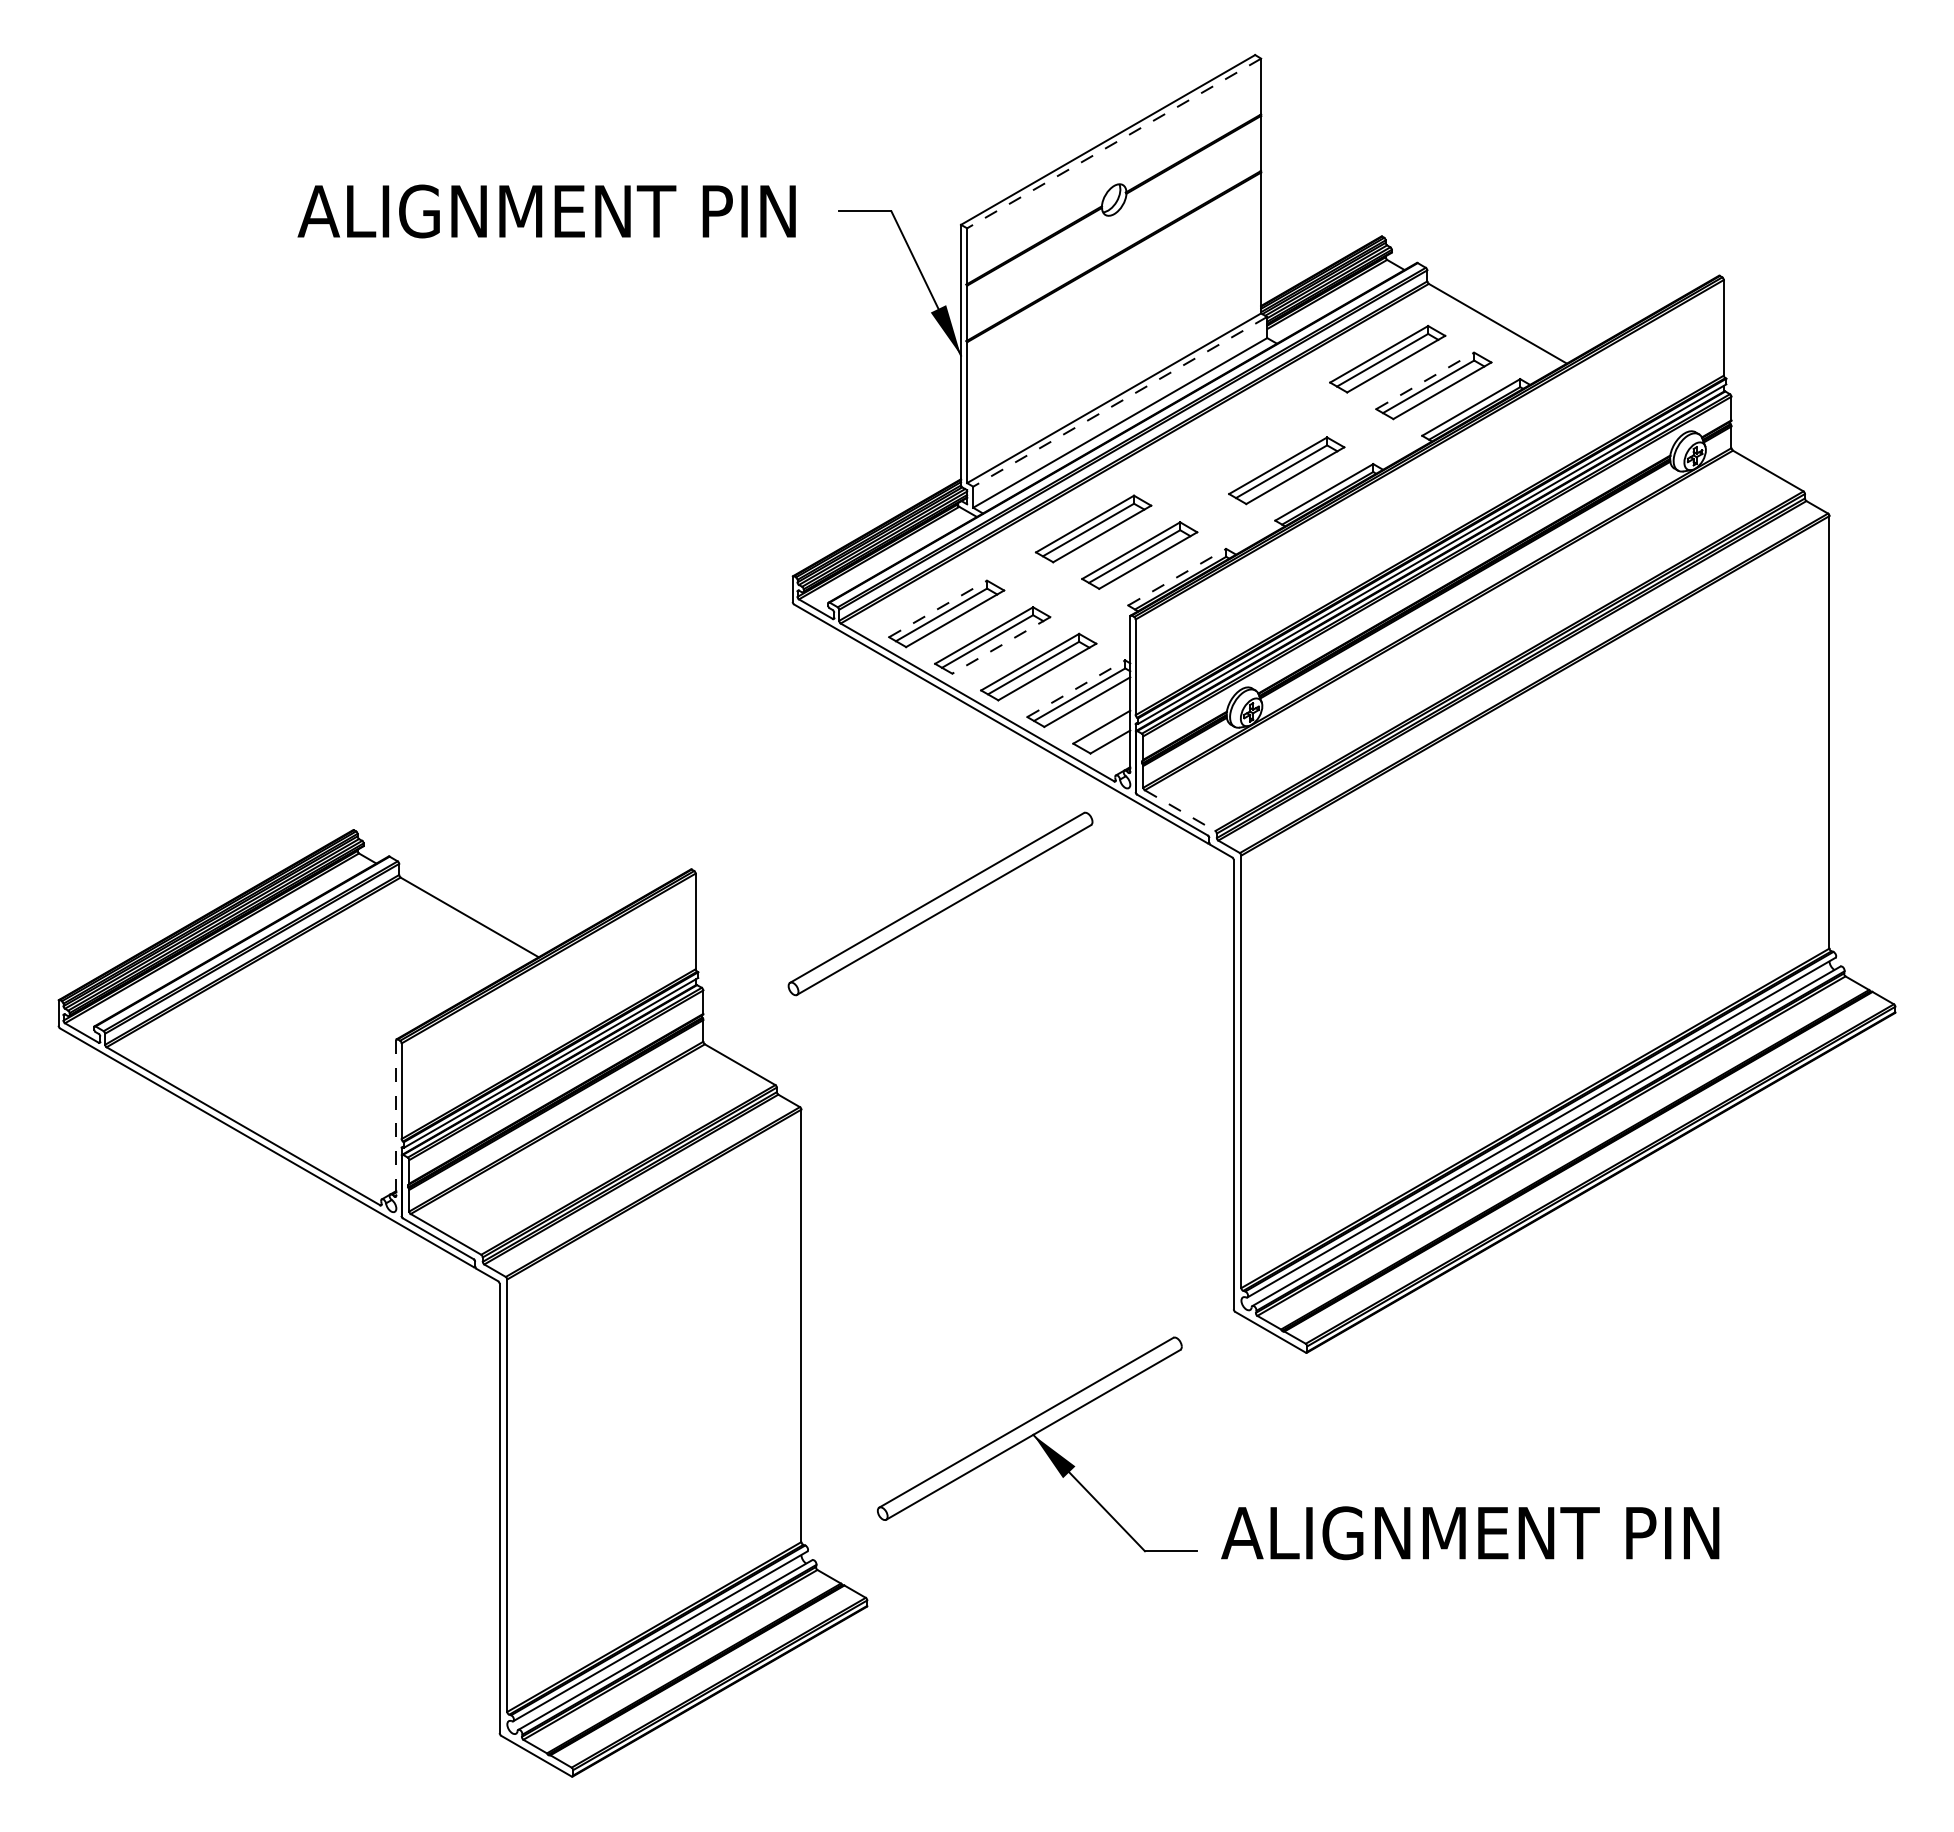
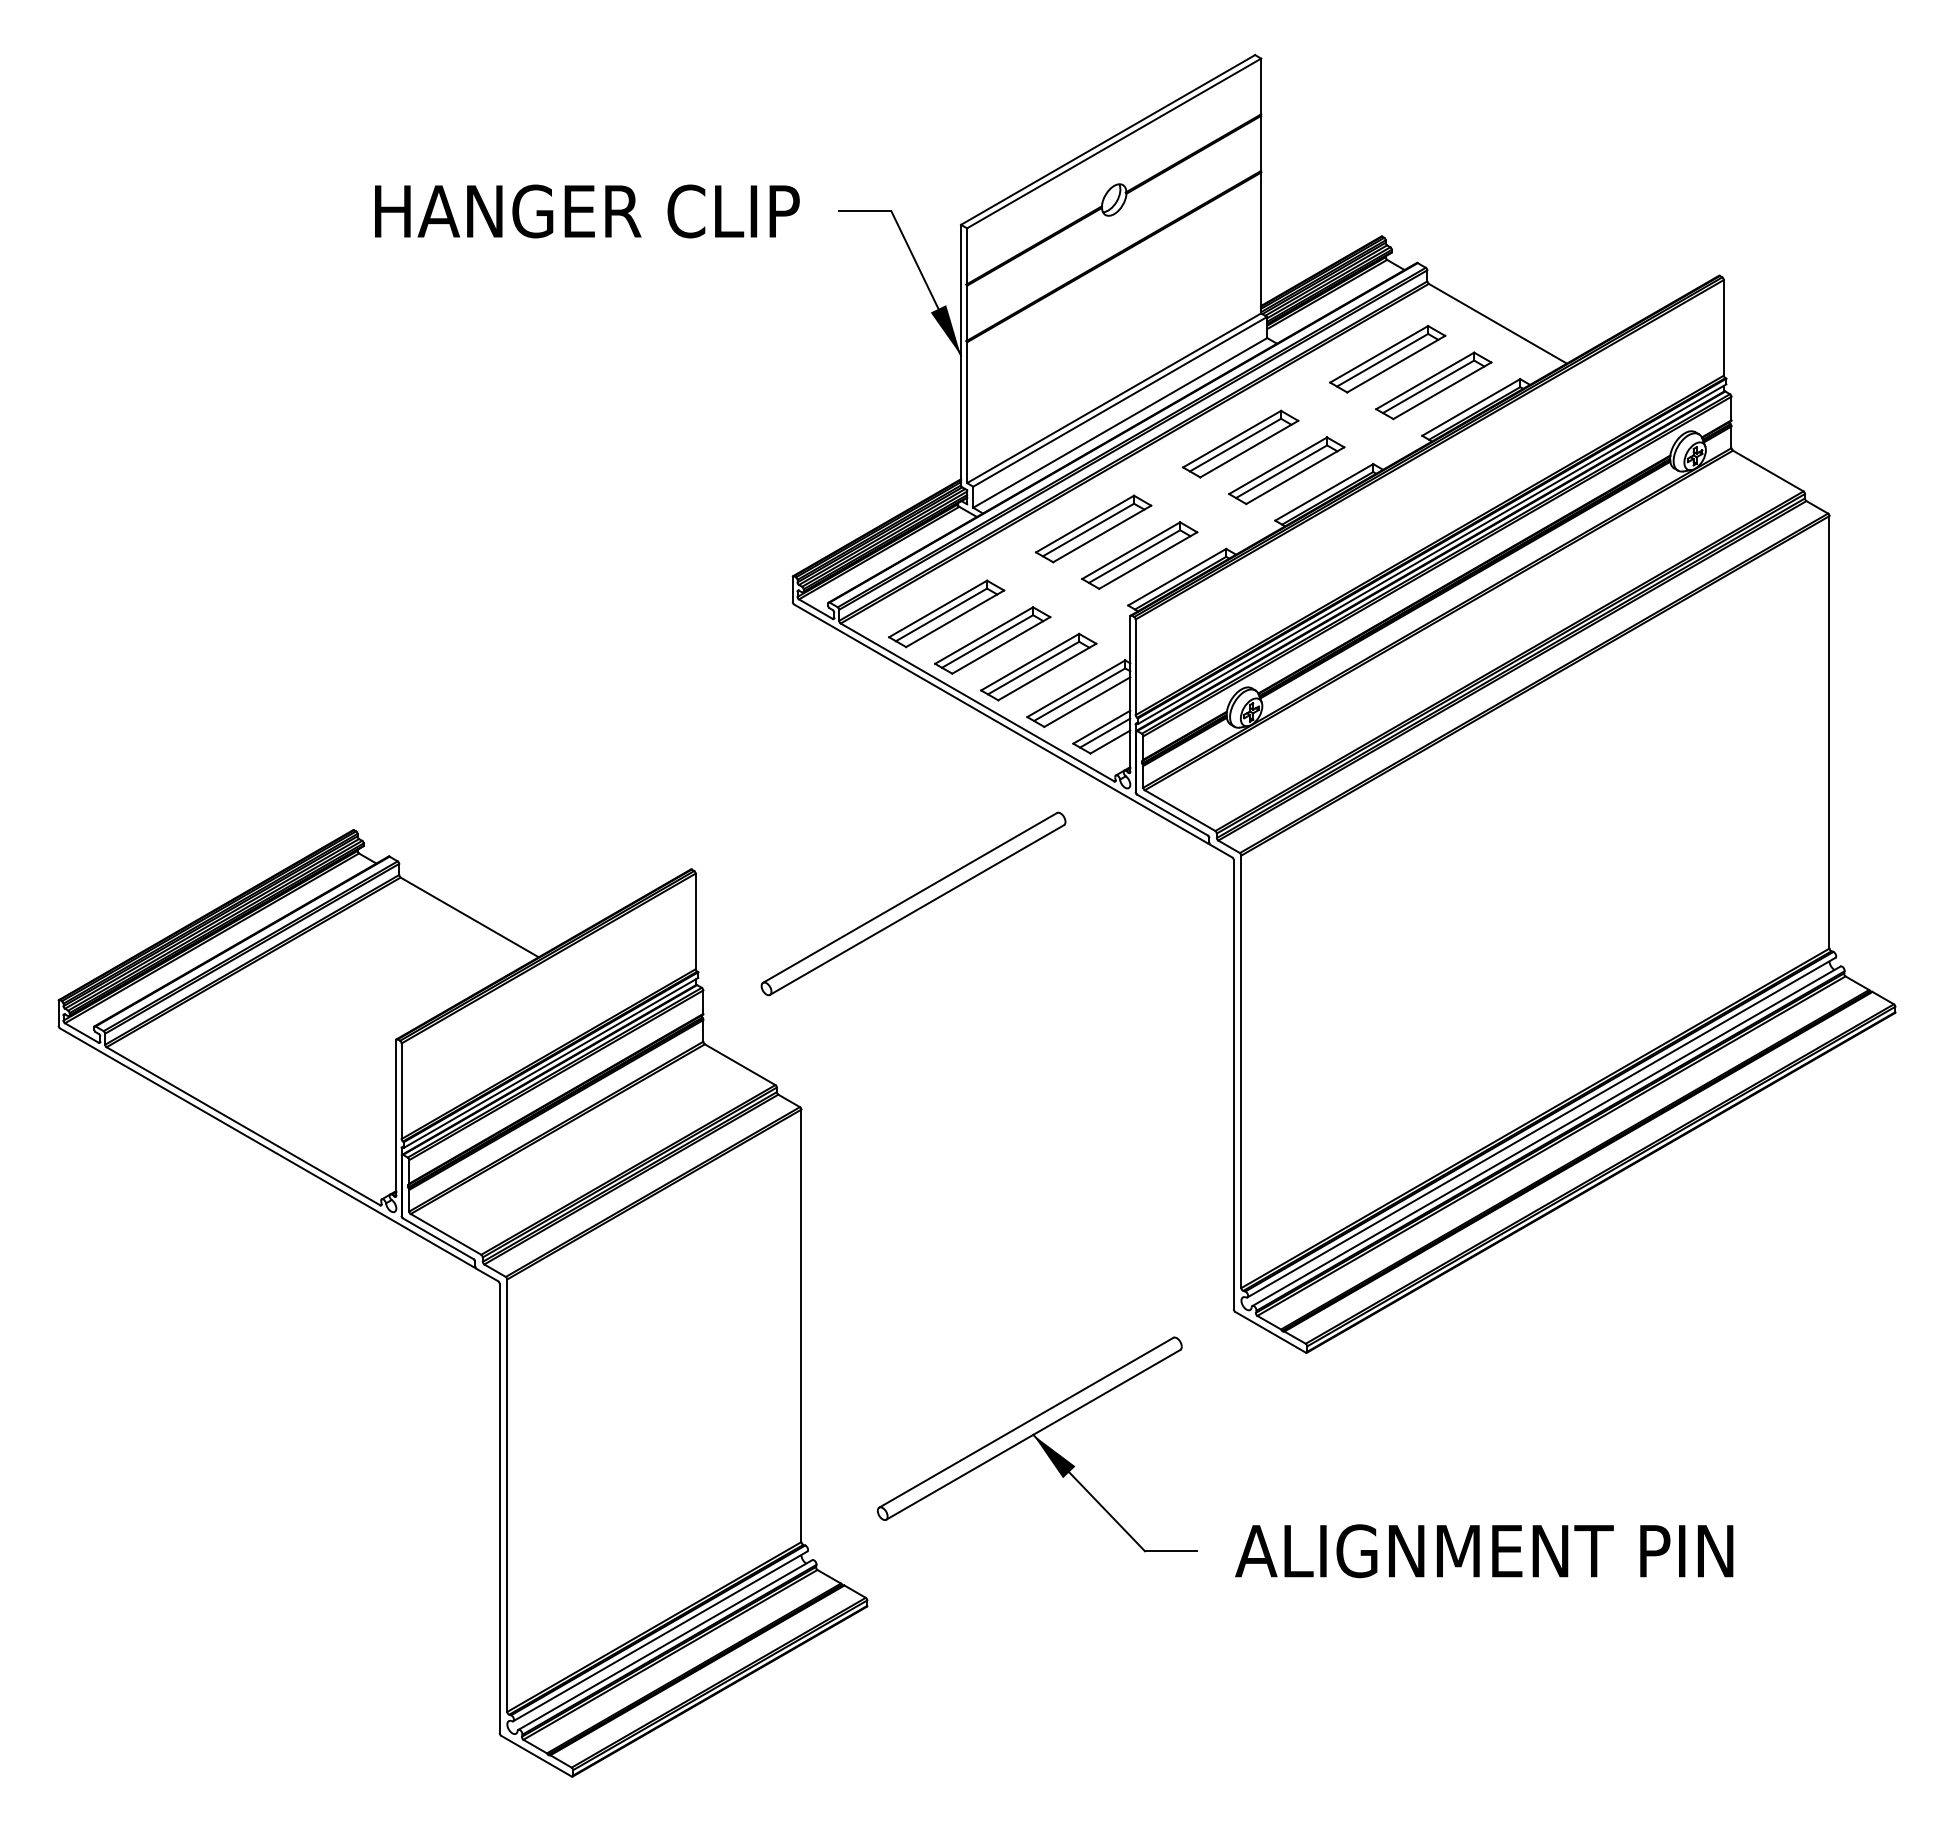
line: dashed -> solid (1114, 143)
text: ALIGNMENT PIN -> HANGER CLIP (548, 211)
line: dashed -> solid (1425, 380)
line: dashed -> solid (1120, 401)
part: none -> present (1240, 443)
line: dashed -> solid (1177, 577)
line: dashed -> solid (938, 608)
line: dashed -> solid (1001, 645)
line: dashed -> solid (1076, 688)
line: none -> present (1105, 732)
line: dashed -> solid (1180, 810)
part position: (940, 903) -> (913, 903) (913, 903)
line: dashed -> solid (396, 1118)
text position: (1470, 1533) -> (1484, 1551) (1484, 1551)
